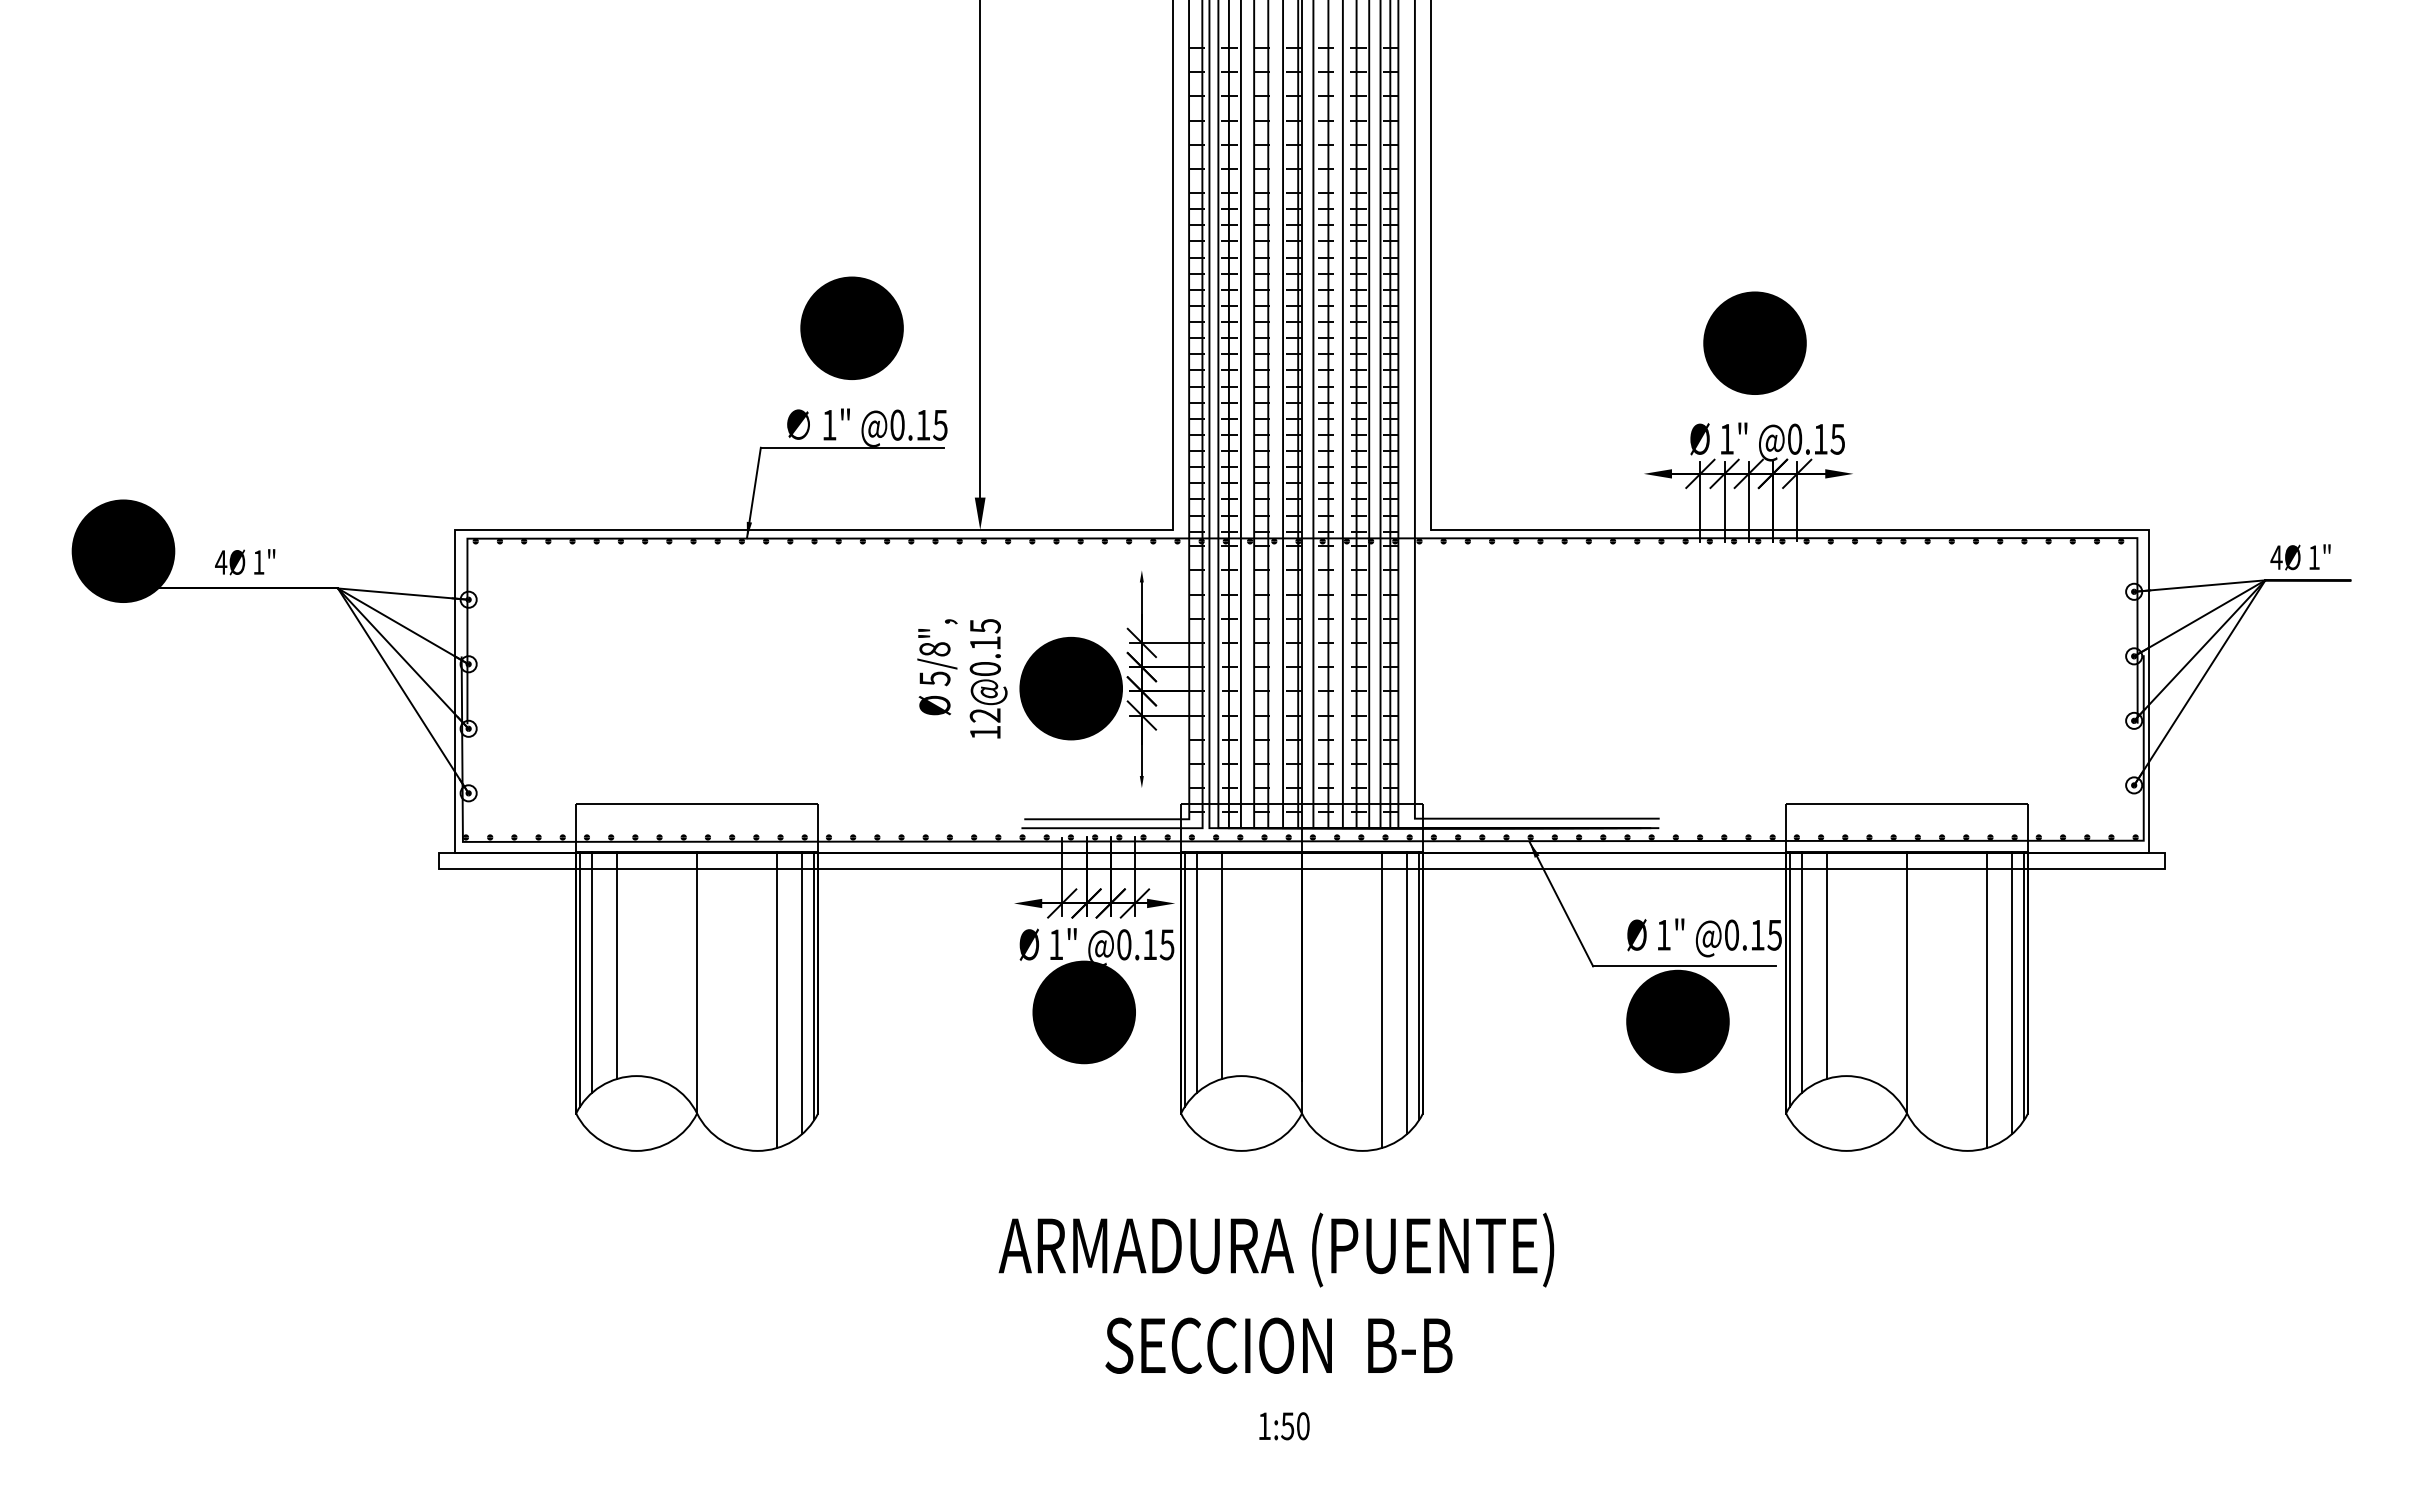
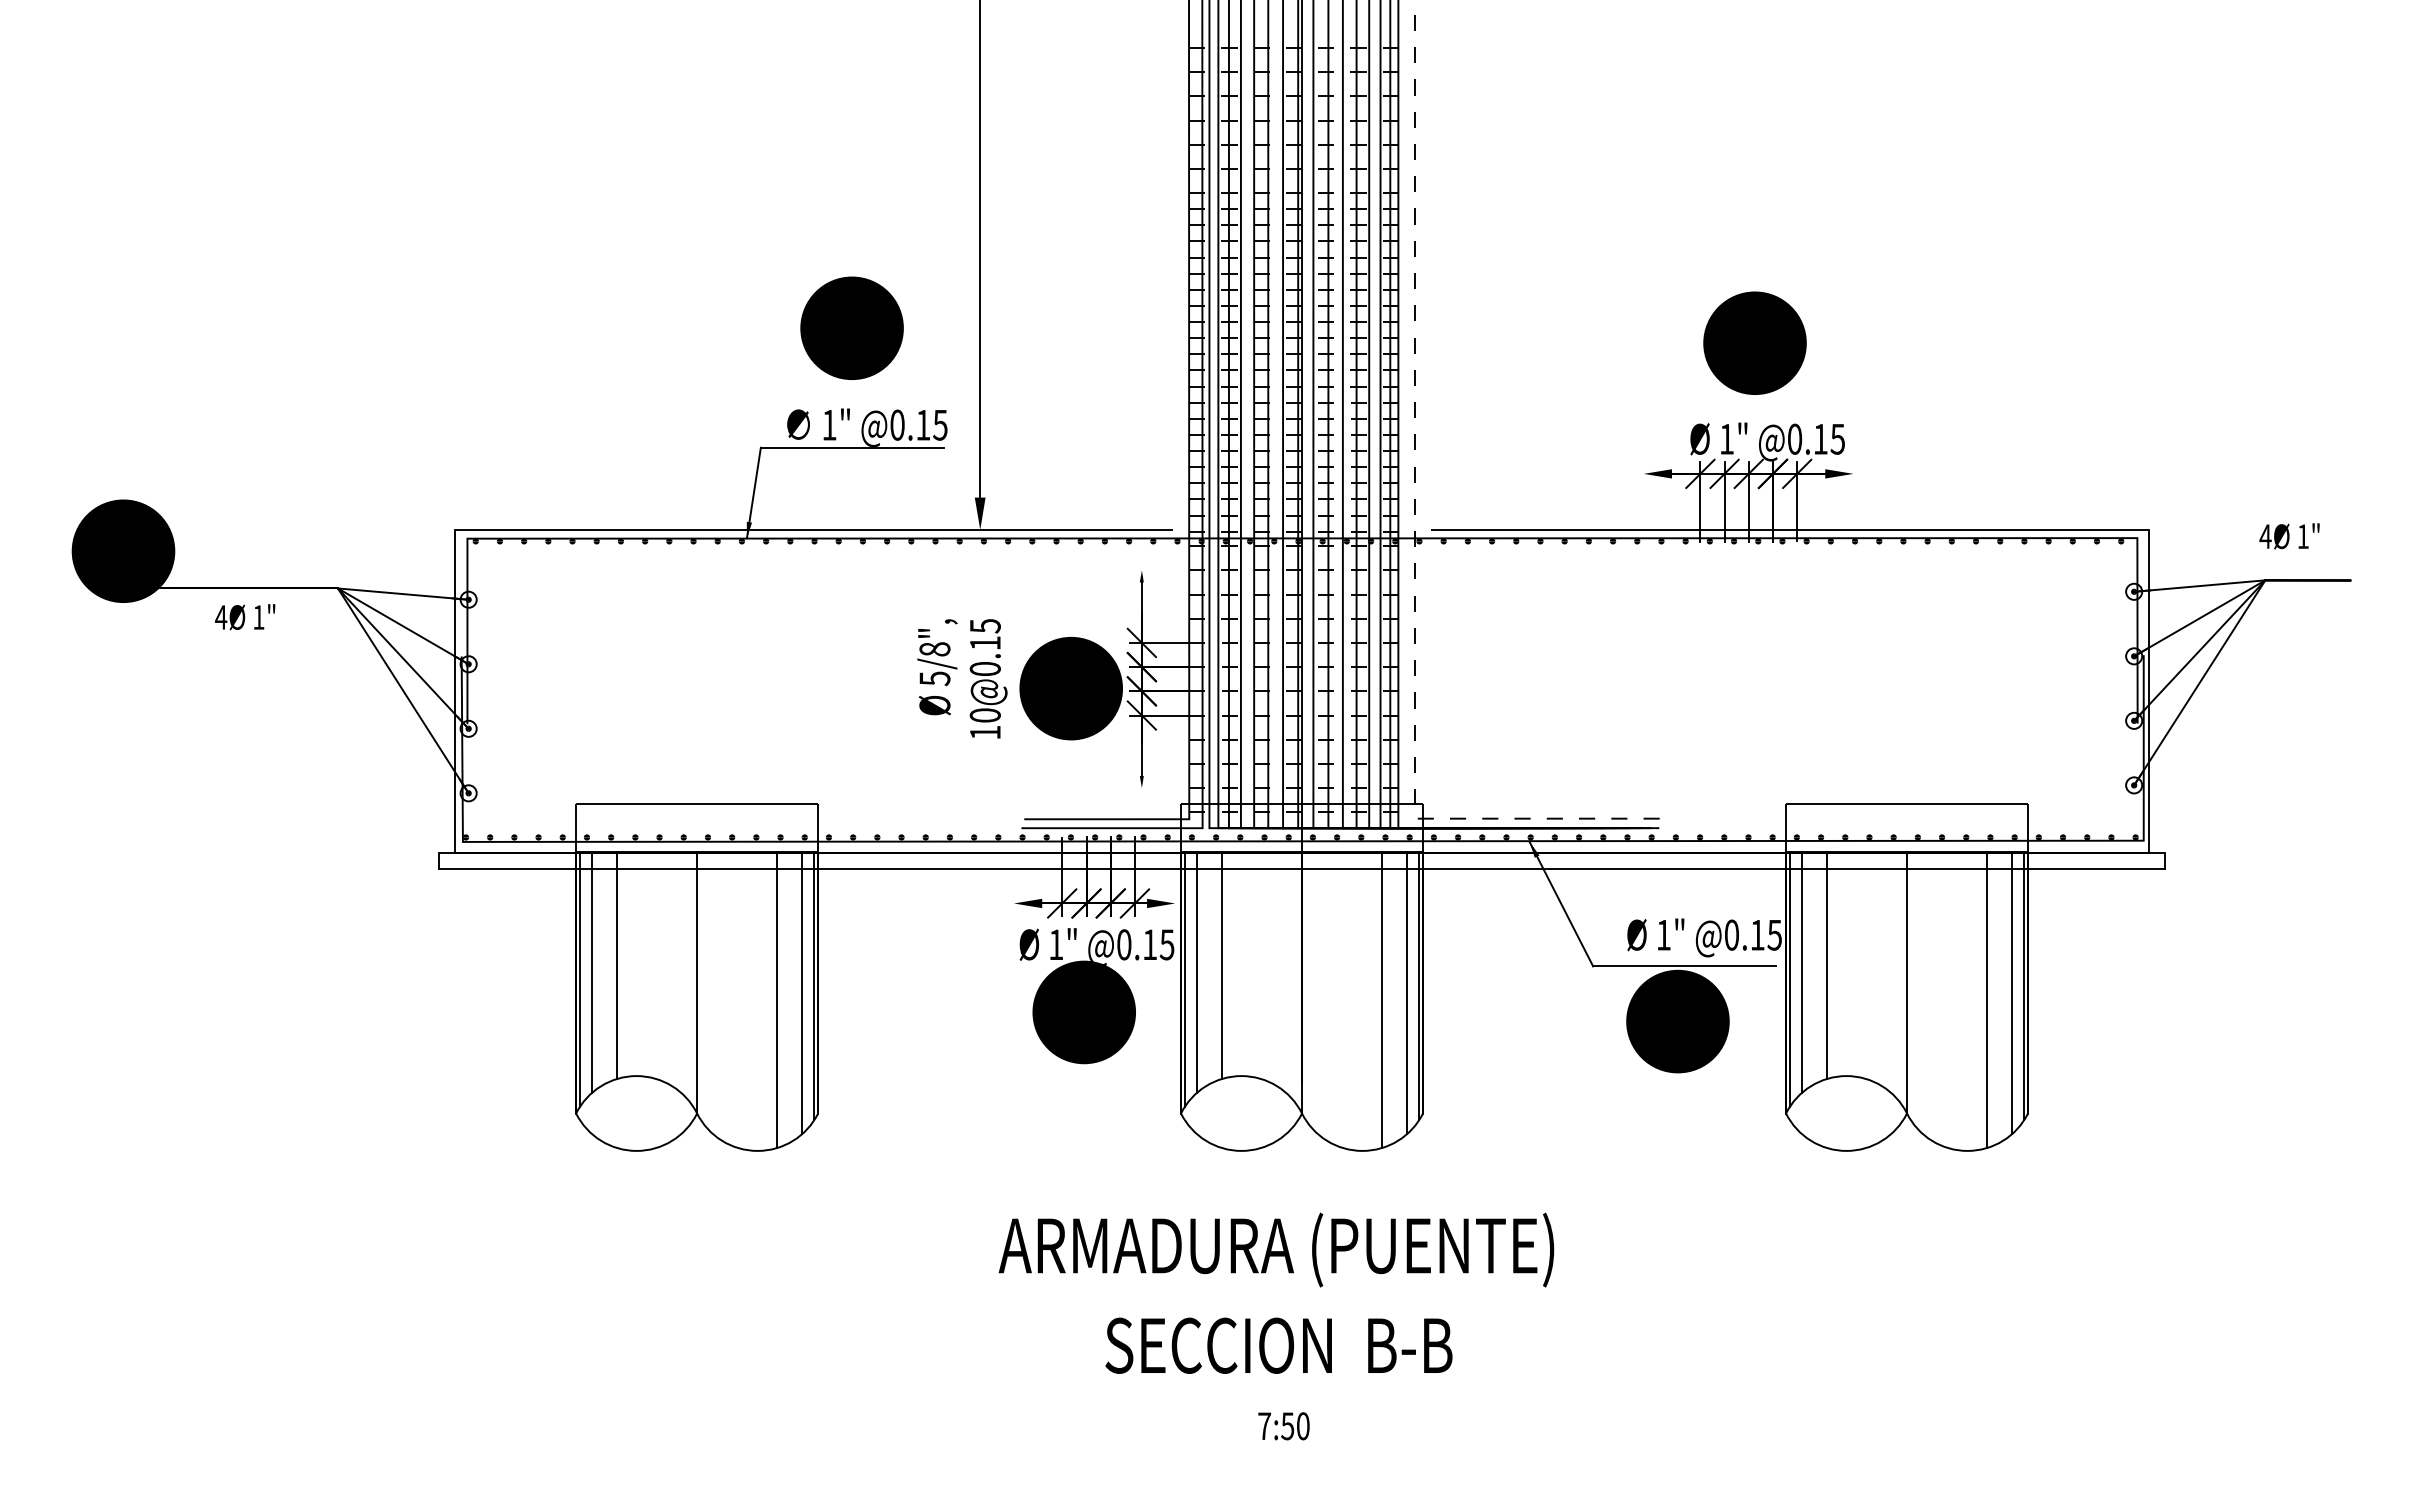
line: present -> none (1172, 265)
line: present -> none (1431, 265)
line: solid -> dashed (1414, 532)
text position: (2300, 557) -> (2289, 536) (2289, 536)
text position: (245, 562) -> (245, 617) (245, 617)
text: ^J12@0.15 -> ^J10@0.15 (984, 715)
text: 1:50 -> 7:50 (1264, 1425)
